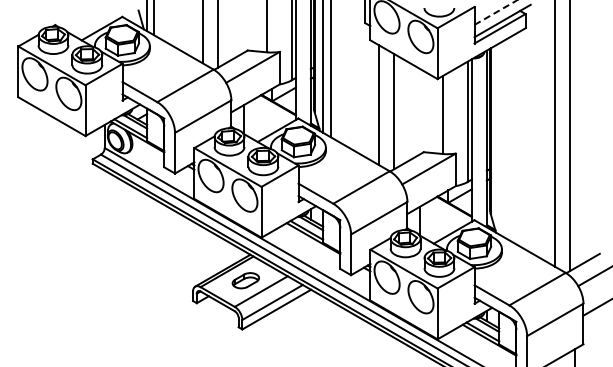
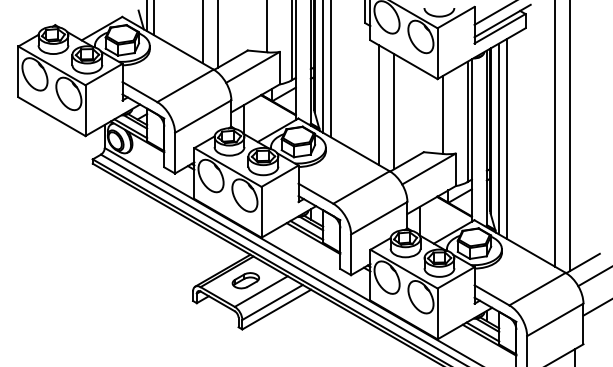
line: dashed -> solid (496, 12)
line: none -> present (498, 138)
line: none -> present (506, 138)
